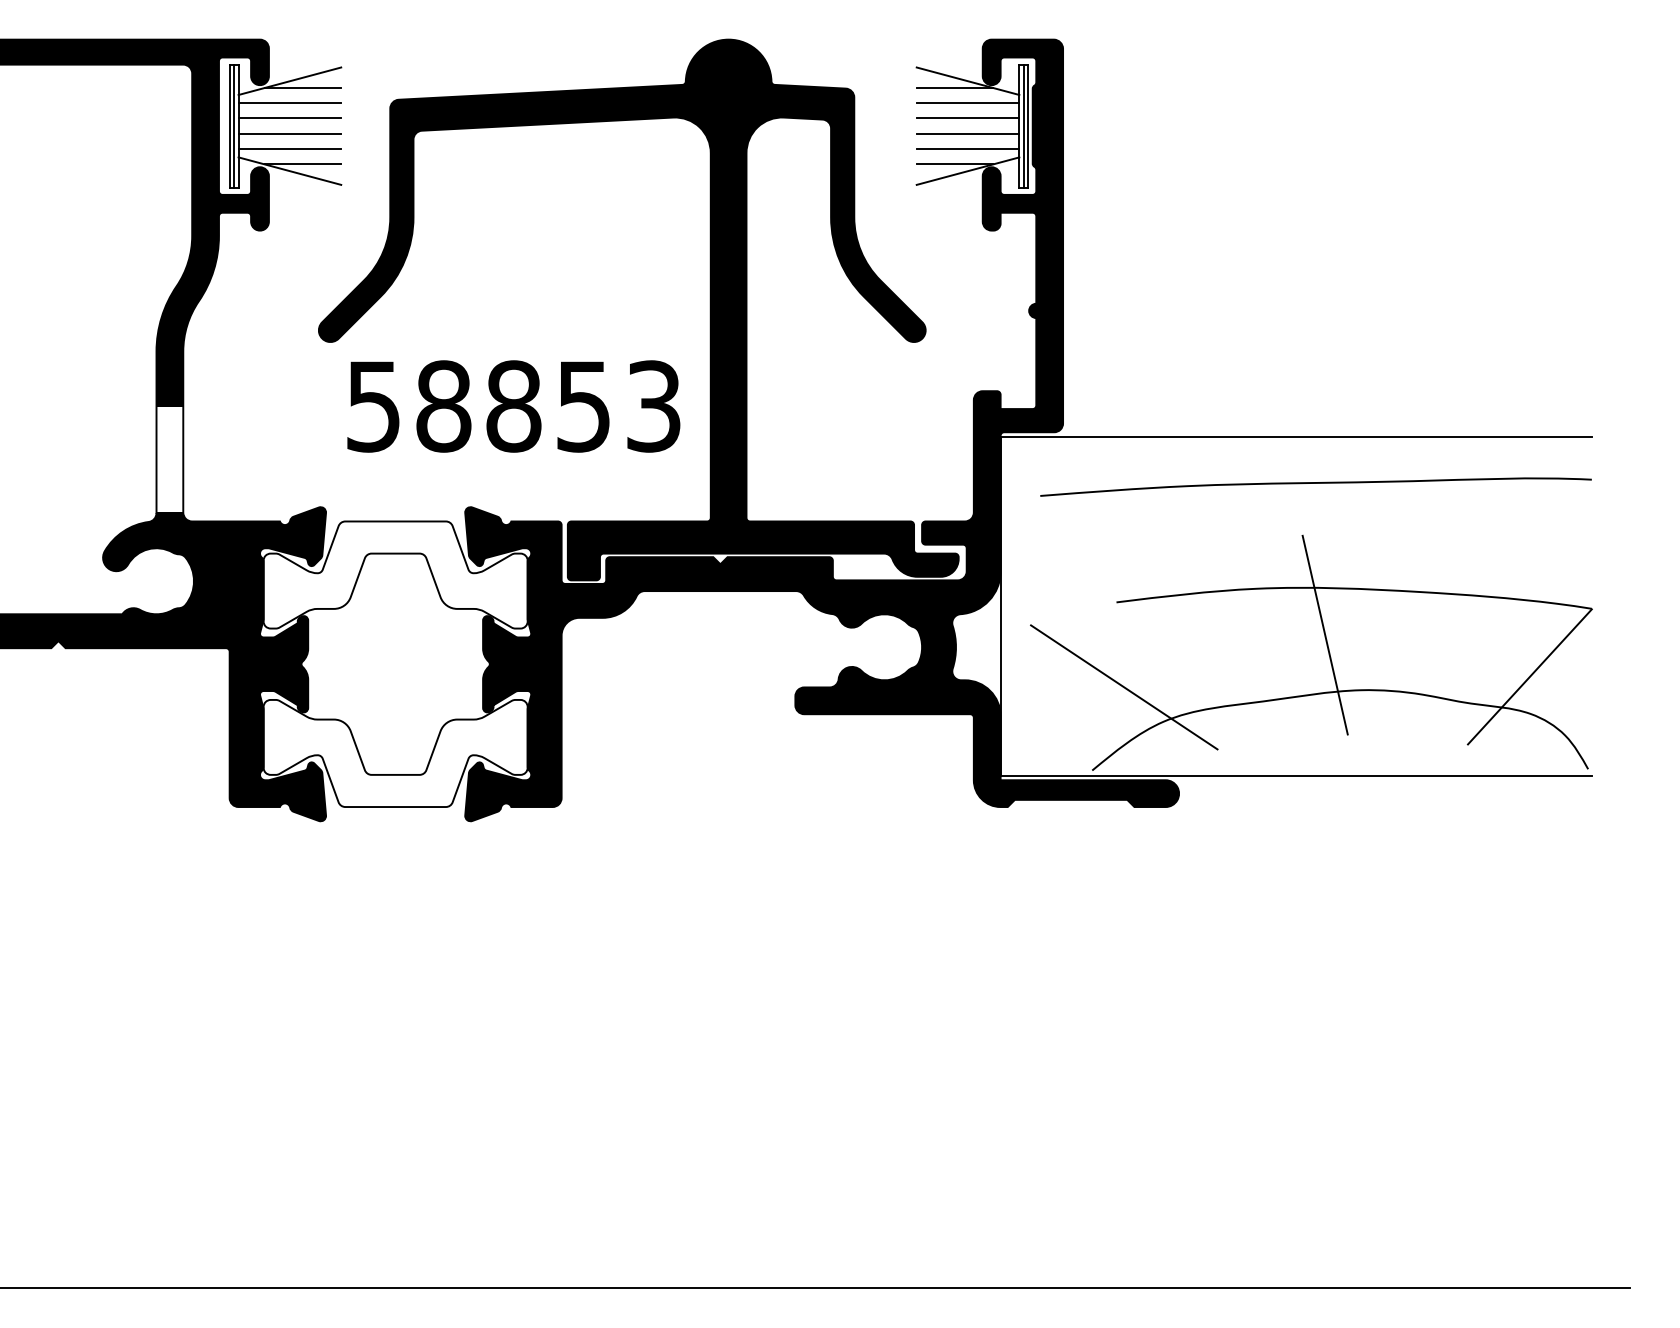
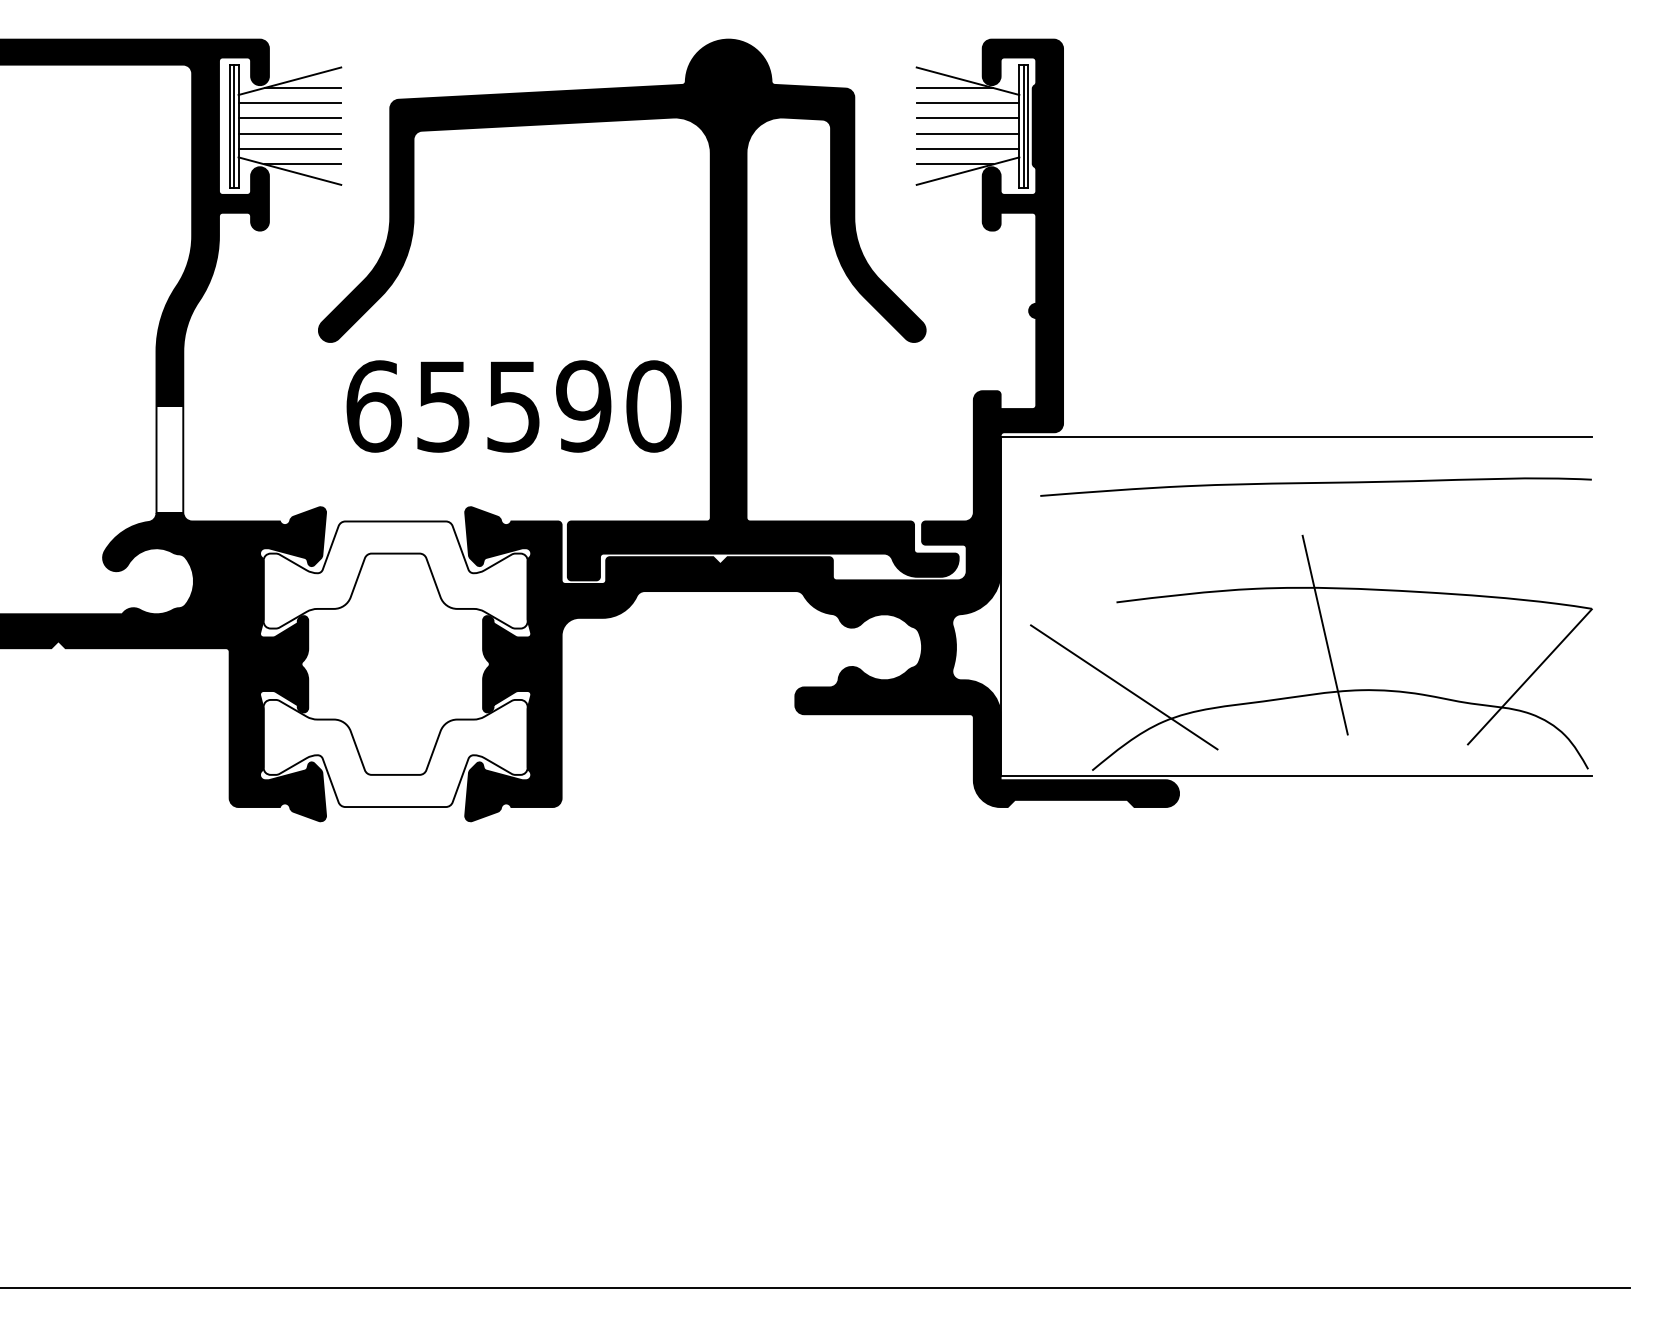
text: 58853 -> 65590 (513, 406)
